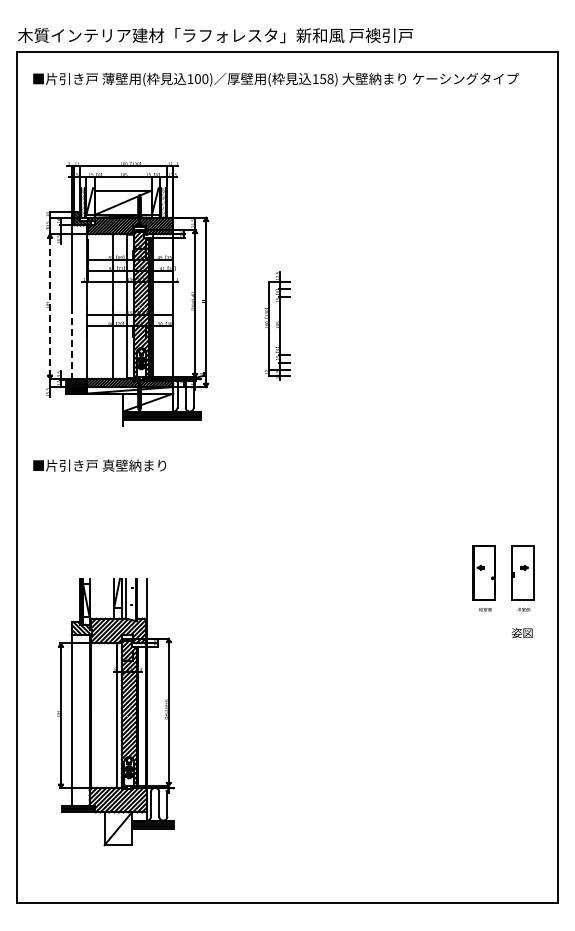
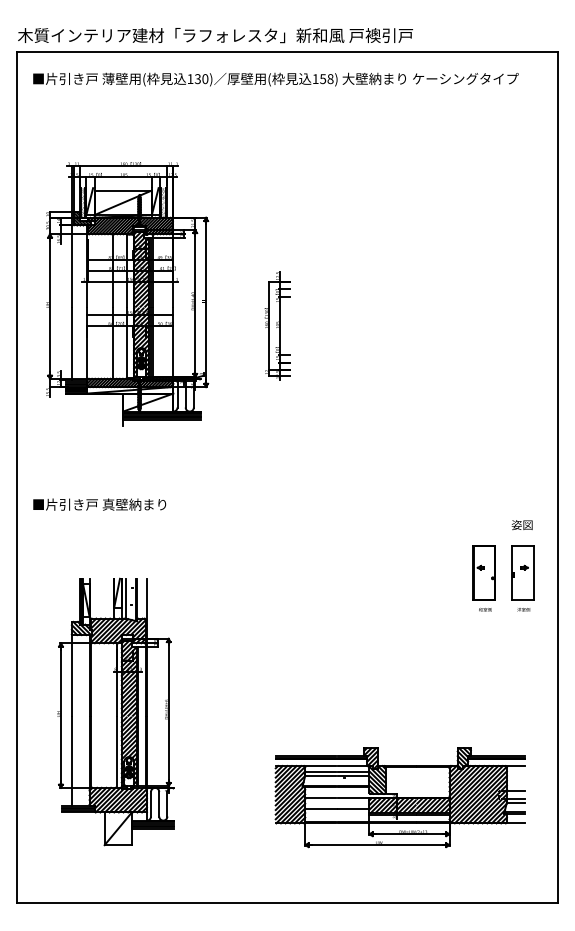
text: 100) -> 130) (197, 78)
line: dashed -> solid (50, 307)
line: dashed -> solid (71, 343)
text position: (99, 465) -> (99, 504) (99, 504)
text position: (521, 633) -> (521, 525) (521, 525)
part: none -> present (399, 797)
